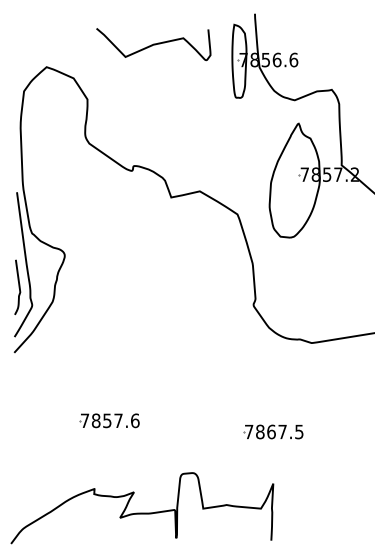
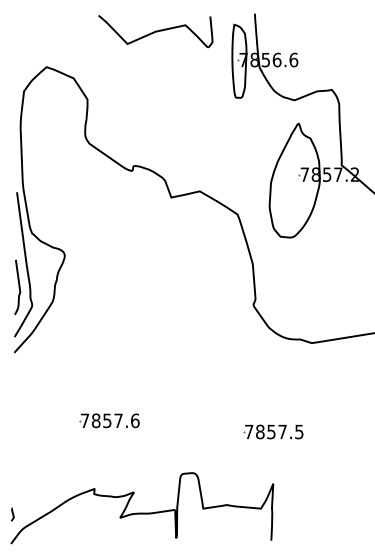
curve position: (153, 44) -> (155, 31) (155, 31)
text: 7867.5 -> 7857.5 (271, 431)
curve: none -> present (12, 514)
